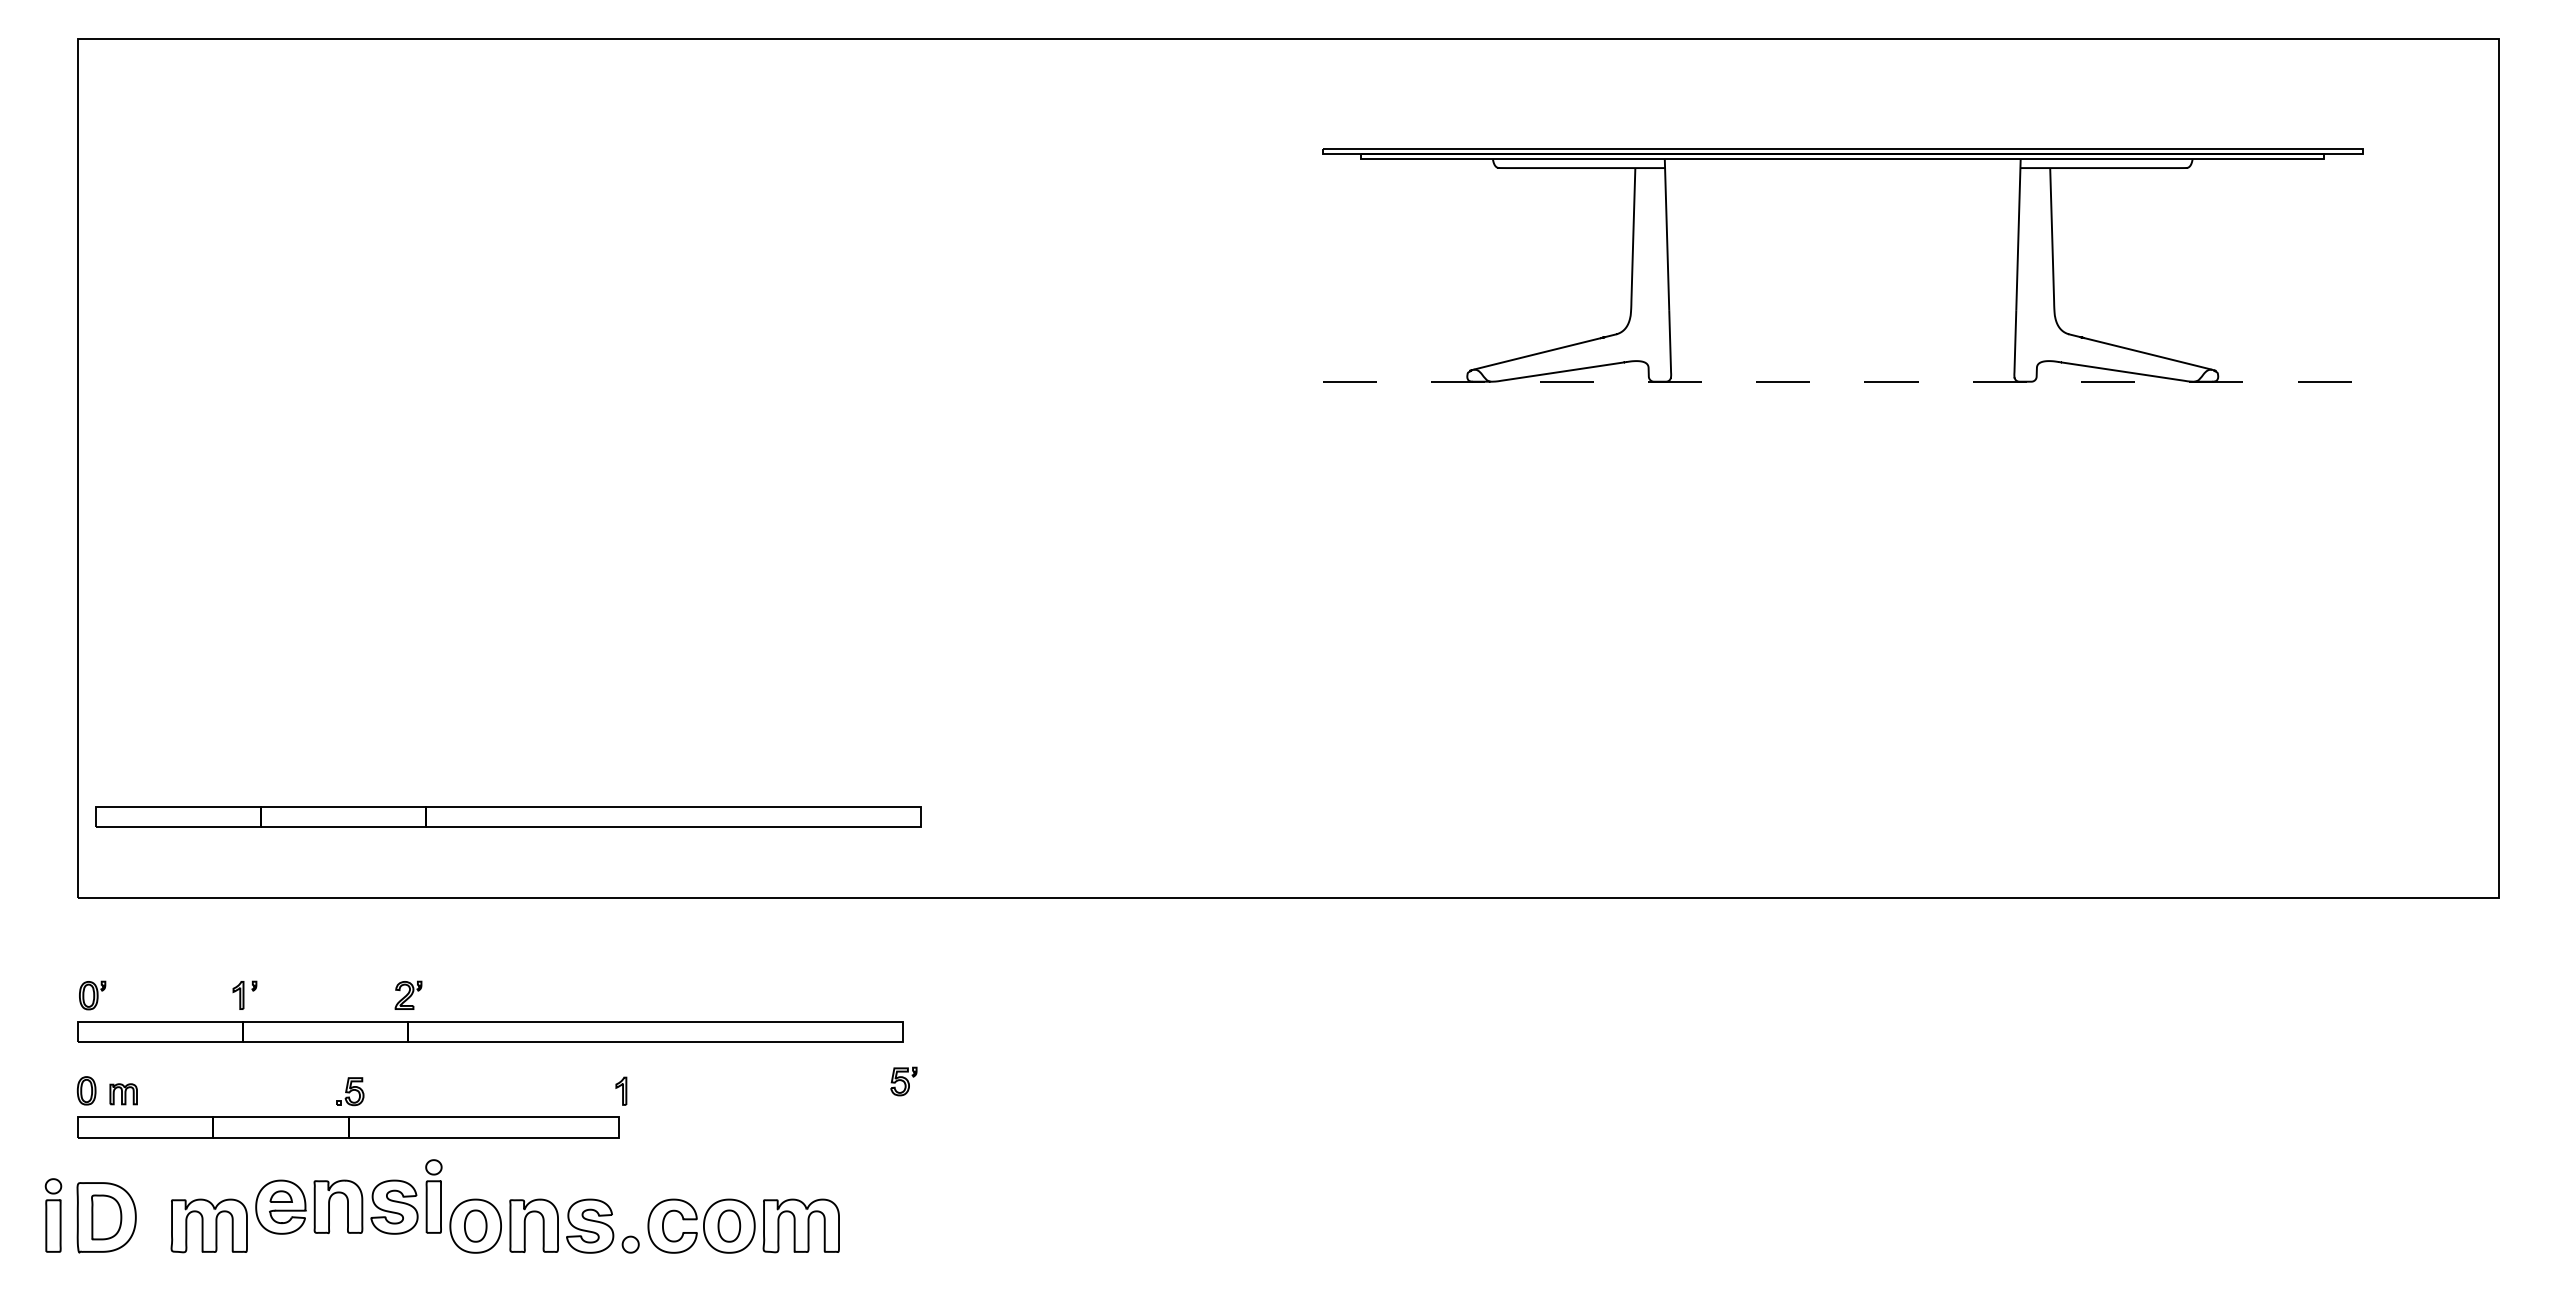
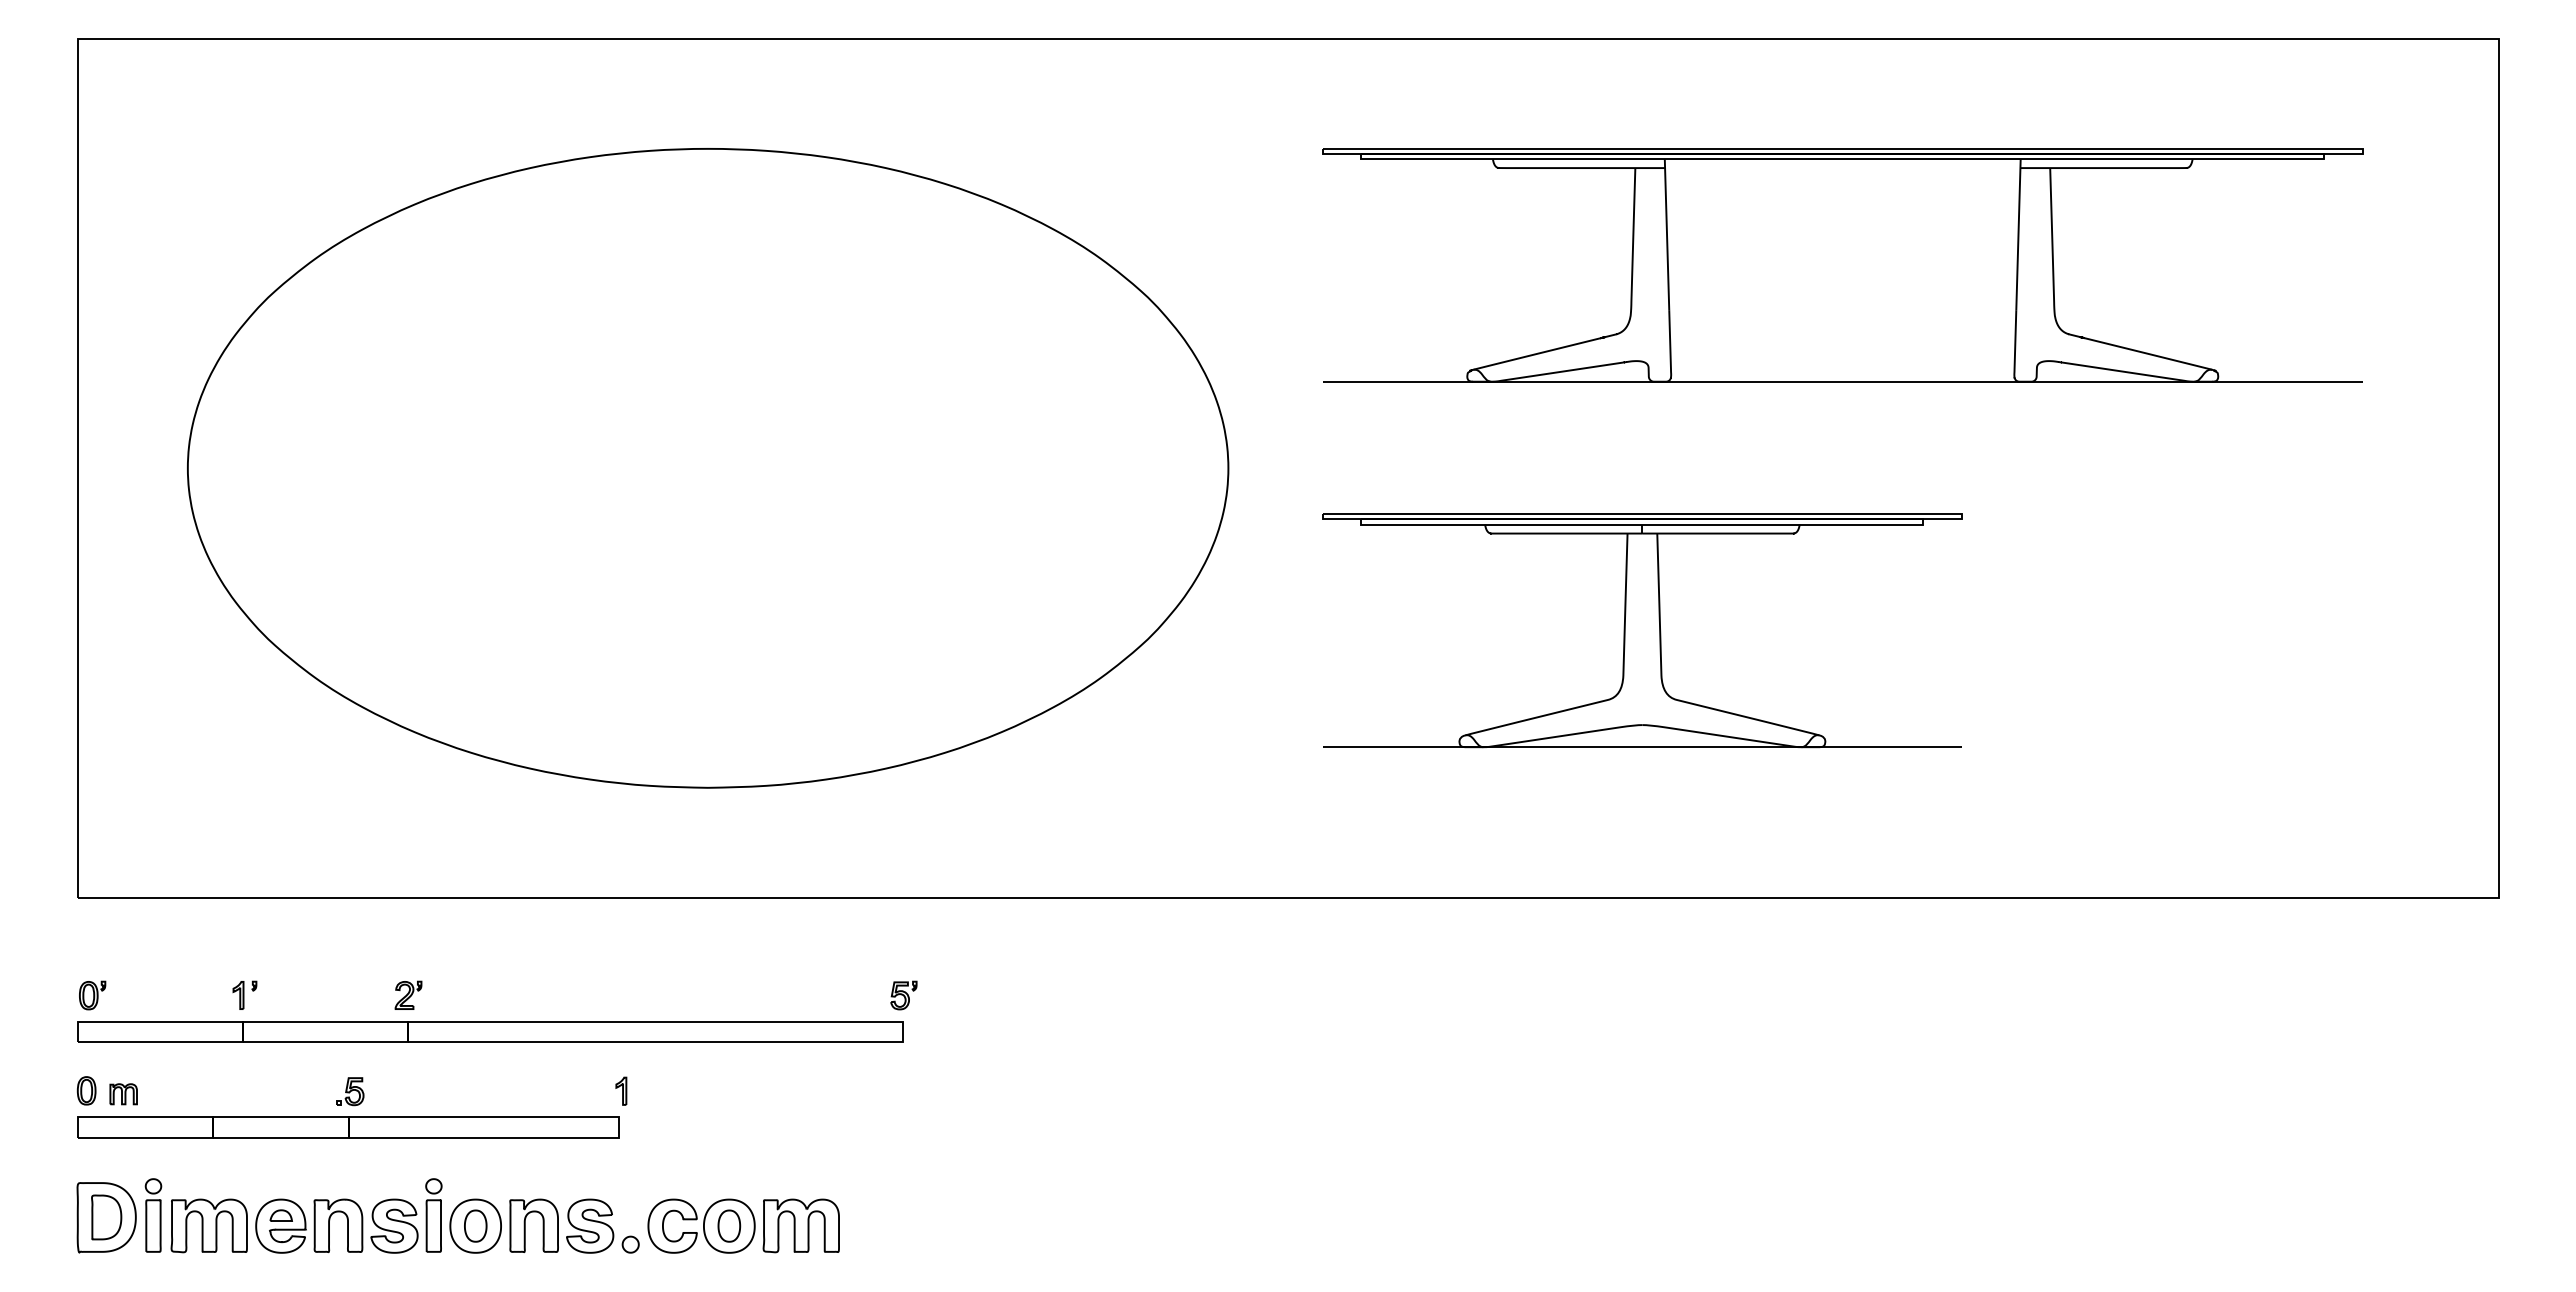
line: dashed -> solid (1842, 381)
part: none -> present (708, 468)
part: none -> present (1642, 630)
part: present -> none (508, 816)
part position: (903, 1081) -> (903, 995) (903, 995)
part position: (348, 1196) -> (348, 1215) (348, 1215)
part position: (53, 1215) -> (153, 1215) (153, 1215)
